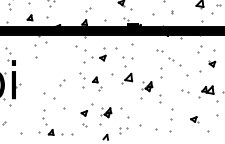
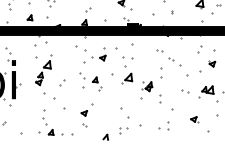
part: none -> present (43, 70)
part: present -> none (105, 116)
part size: 18x15 px -> 12x10 px (163, 125)
